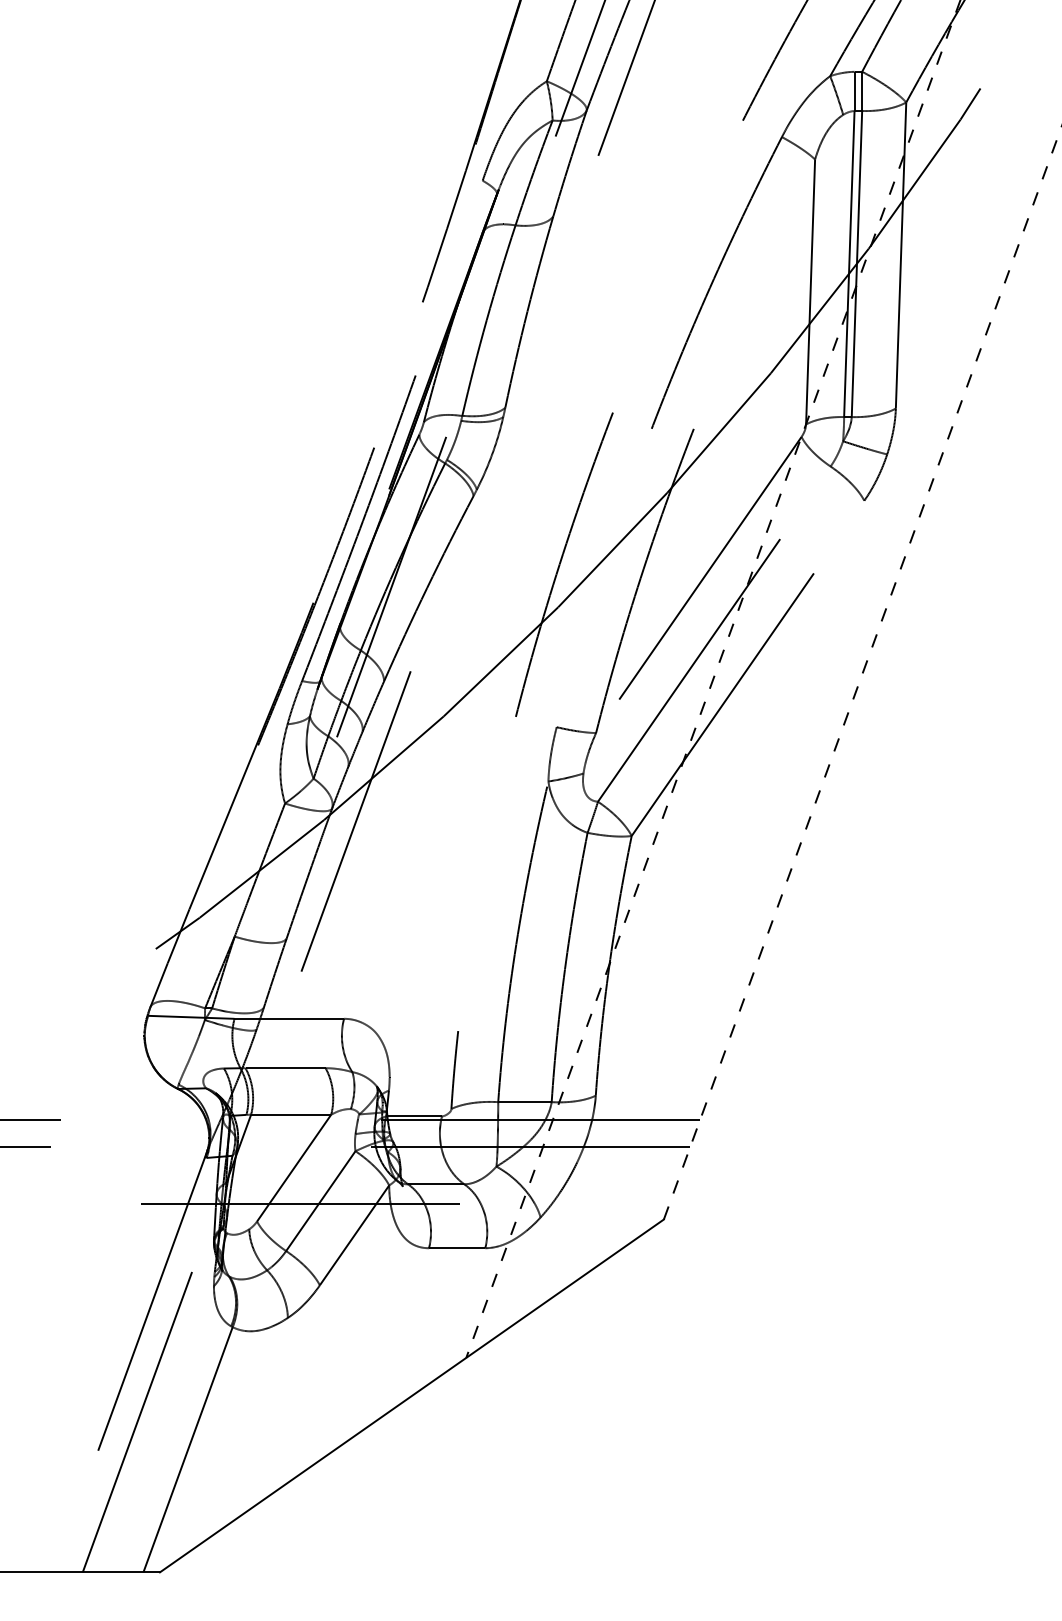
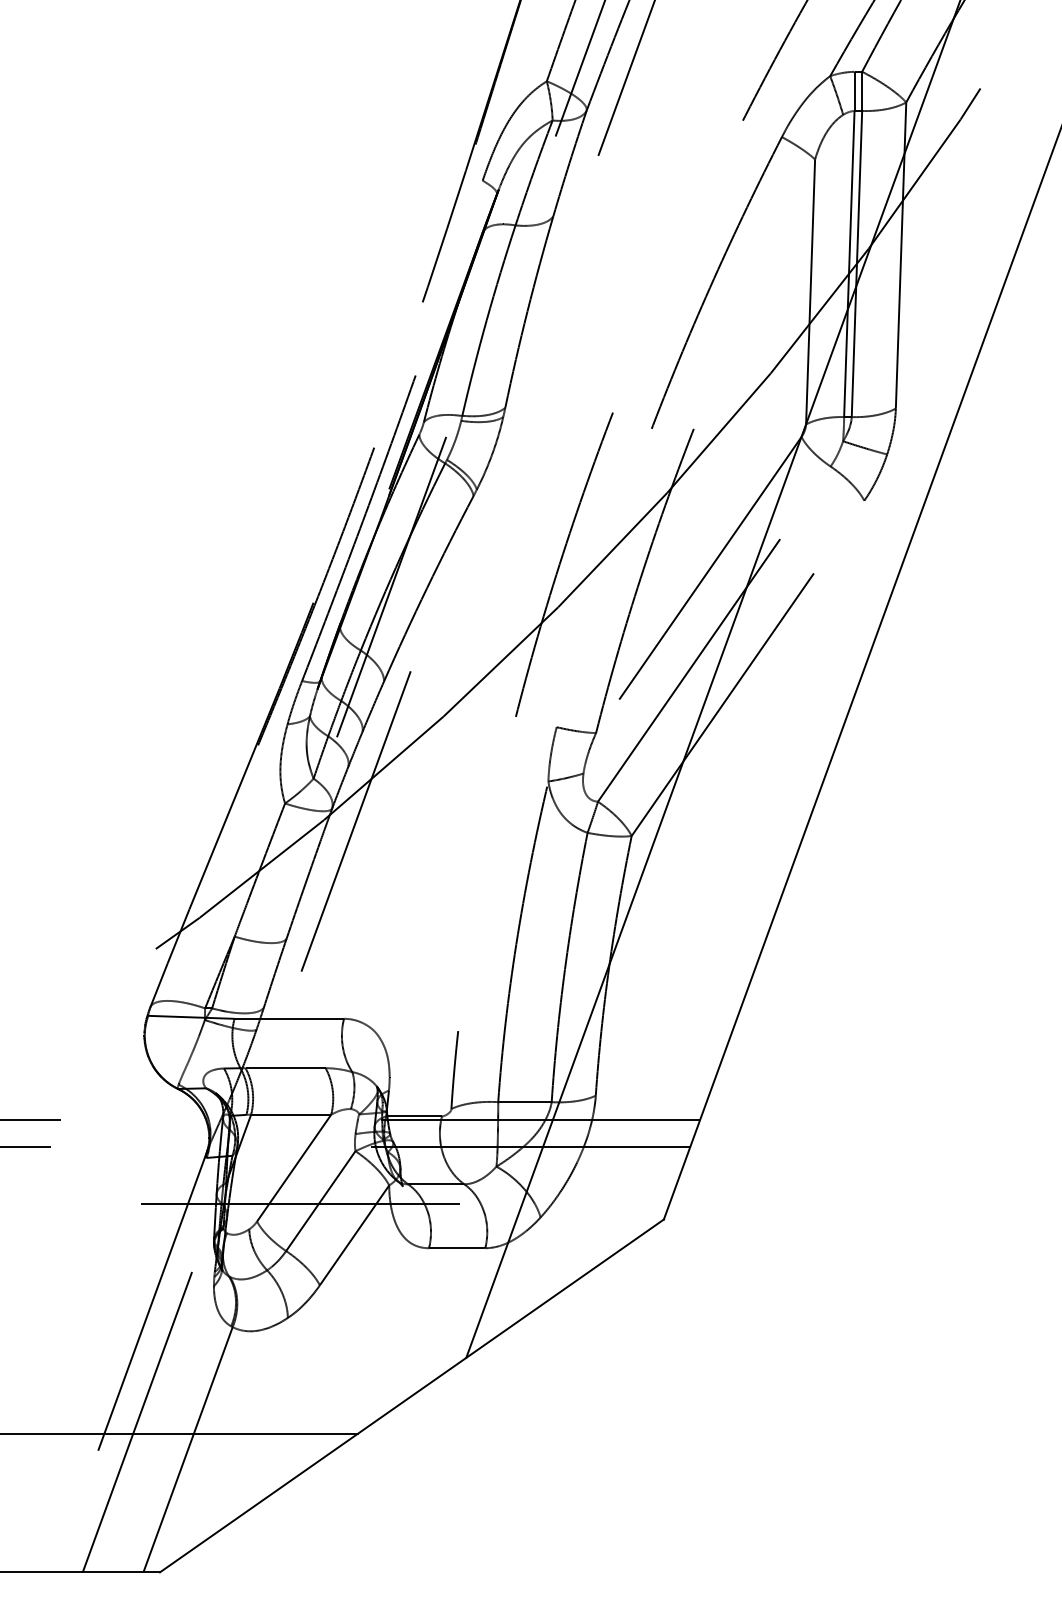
line: dashed -> solid (862, 672)
line: dashed -> solid (713, 679)
line: none -> present (179, 1434)
